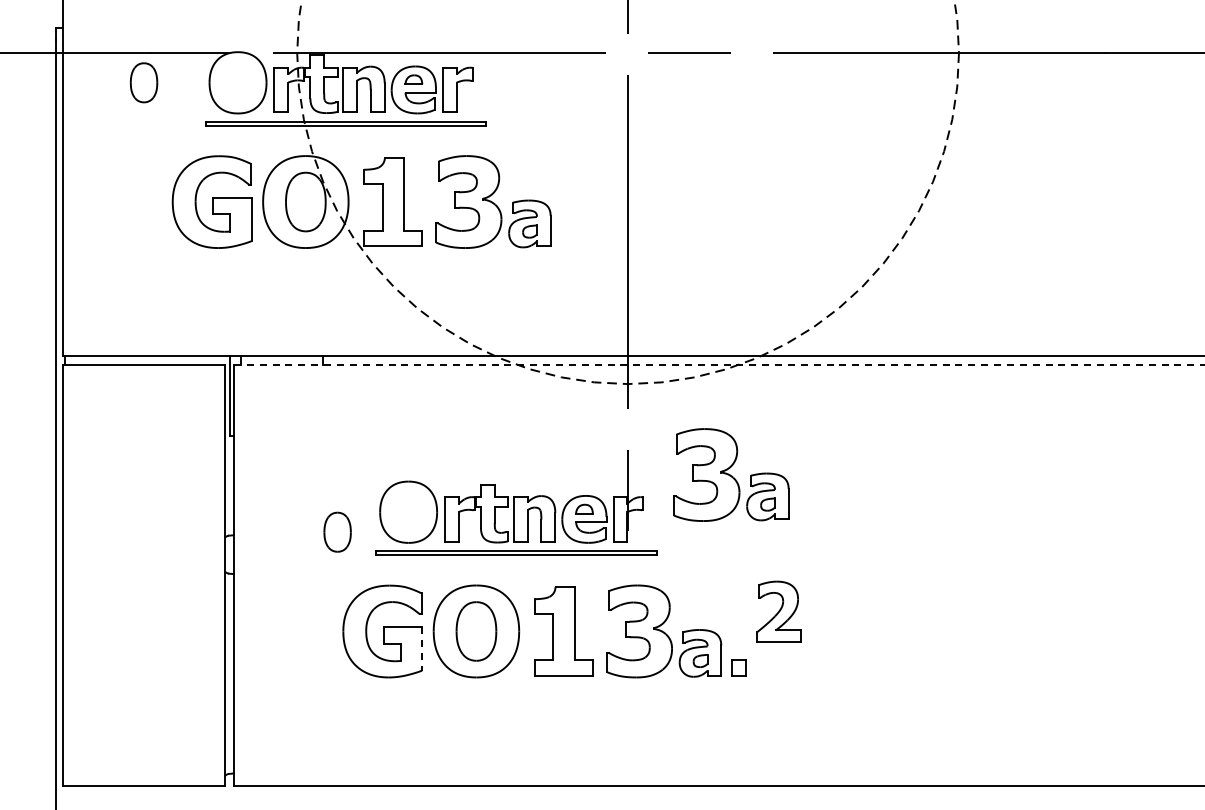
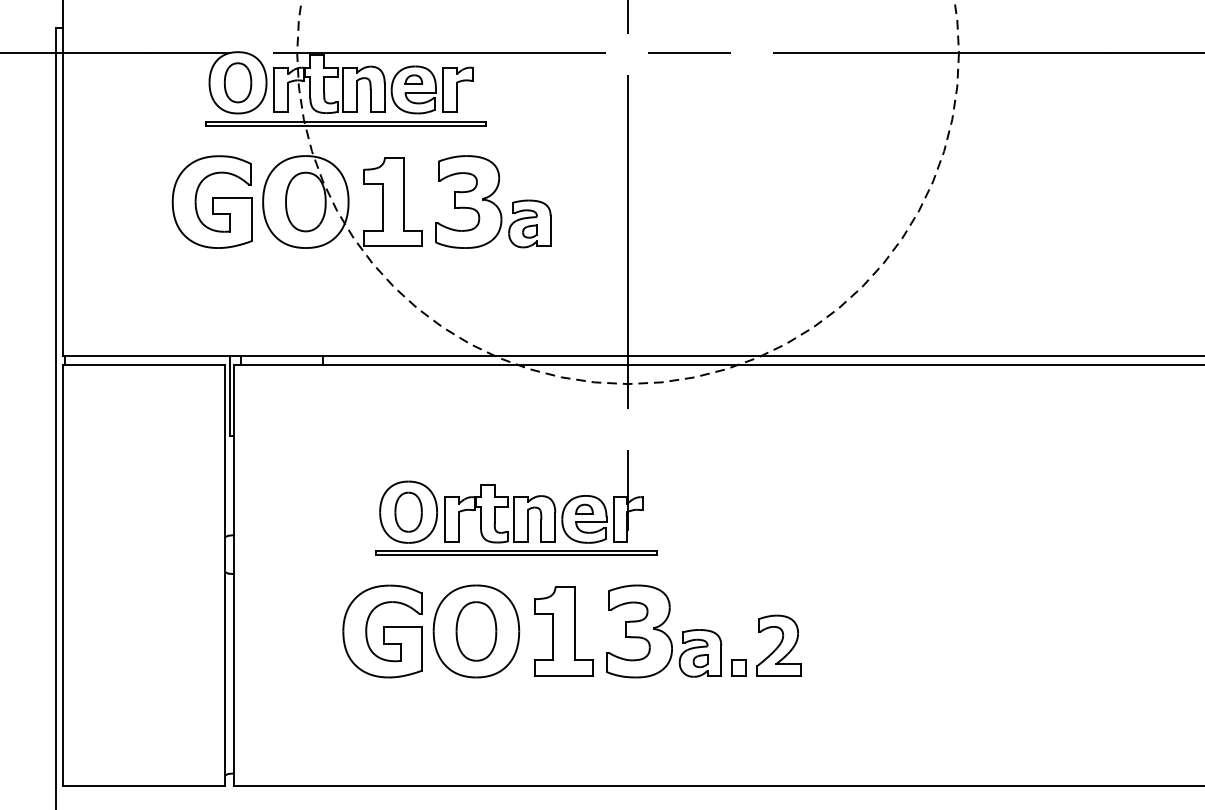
part position: (143, 82) -> (237, 82) (237, 82)
line: dashed -> solid (719, 364)
part: present -> none (731, 474)
part position: (337, 531) -> (408, 511) (408, 511)
part position: (778, 611) -> (778, 645) (778, 645)
line: dashed -> solid (422, 648)
